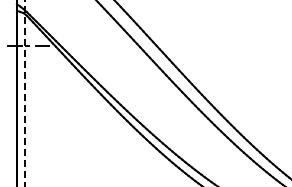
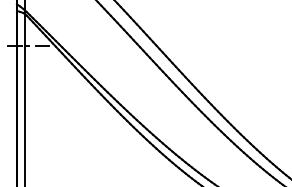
line: dashed -> solid (24, 94)
